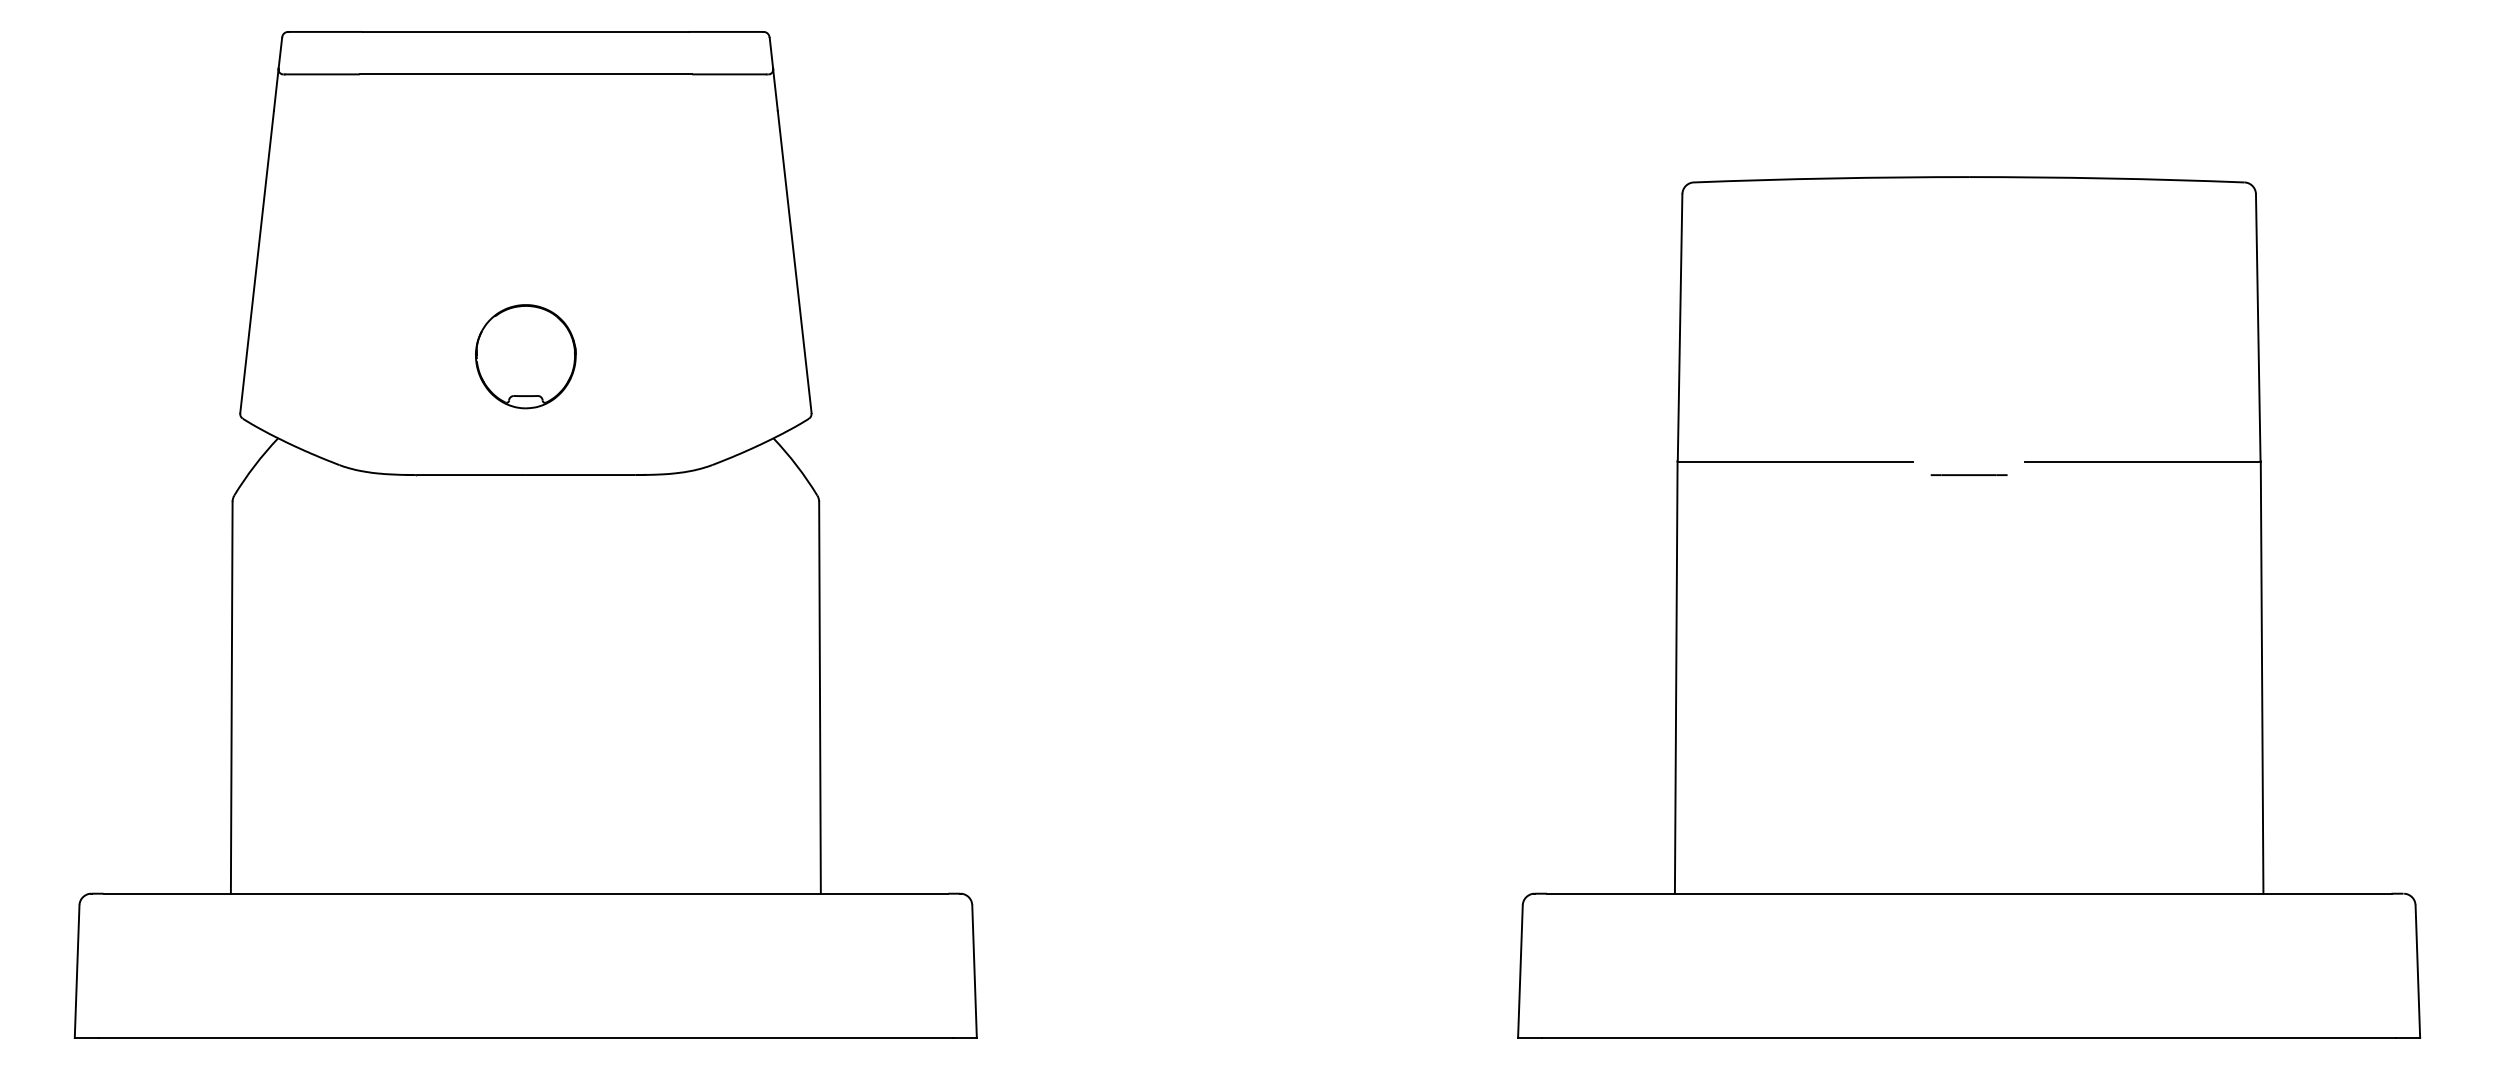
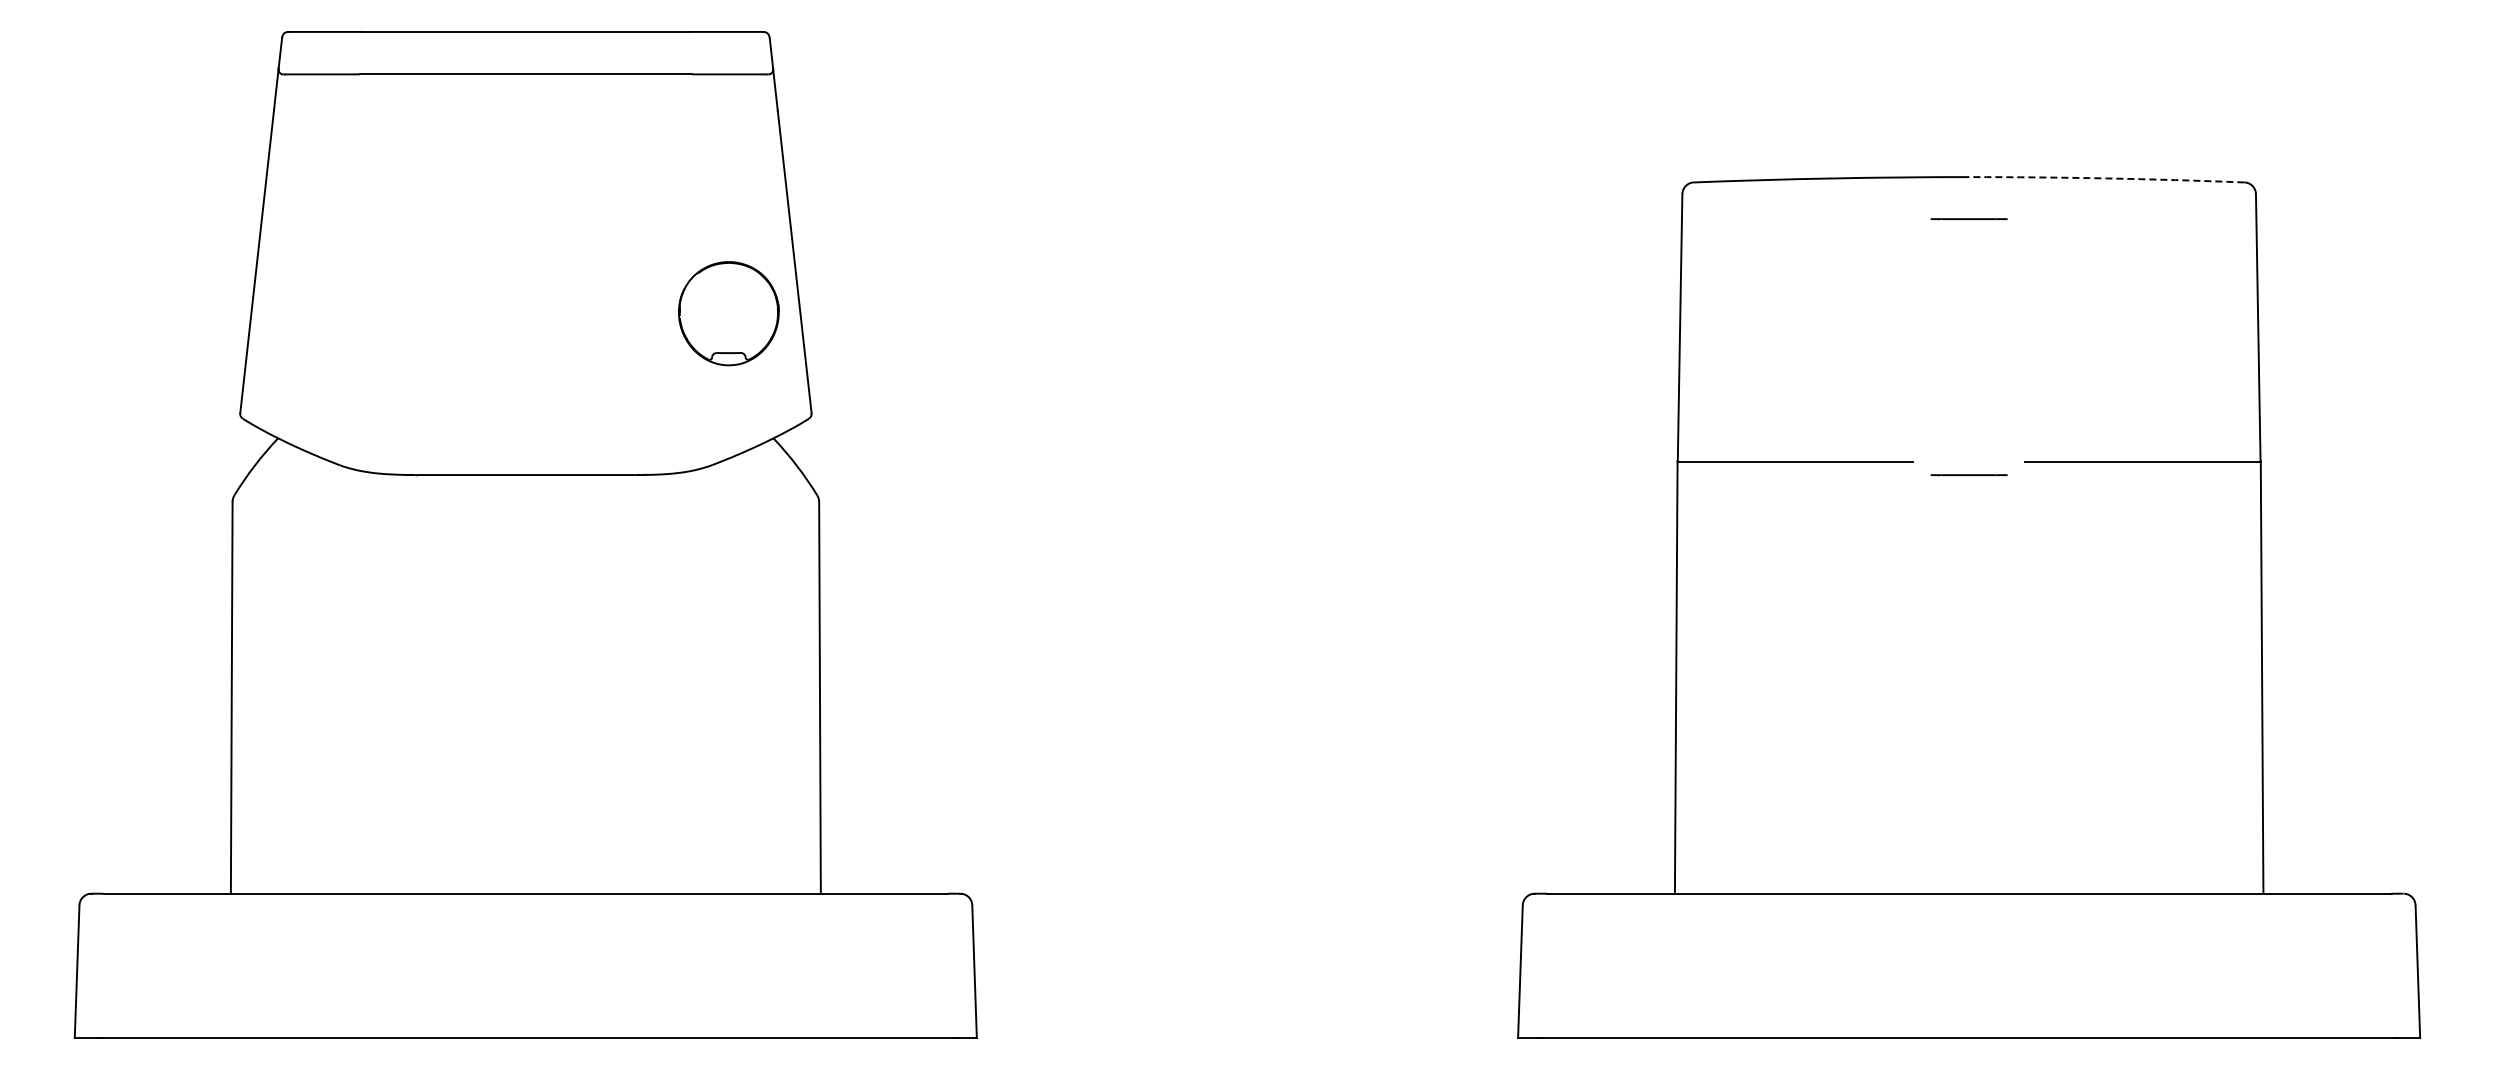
arc: solid -> dashed (2106, 178)
line: none -> present (1968, 218)
part position: (525, 356) -> (728, 313) (728, 313)
